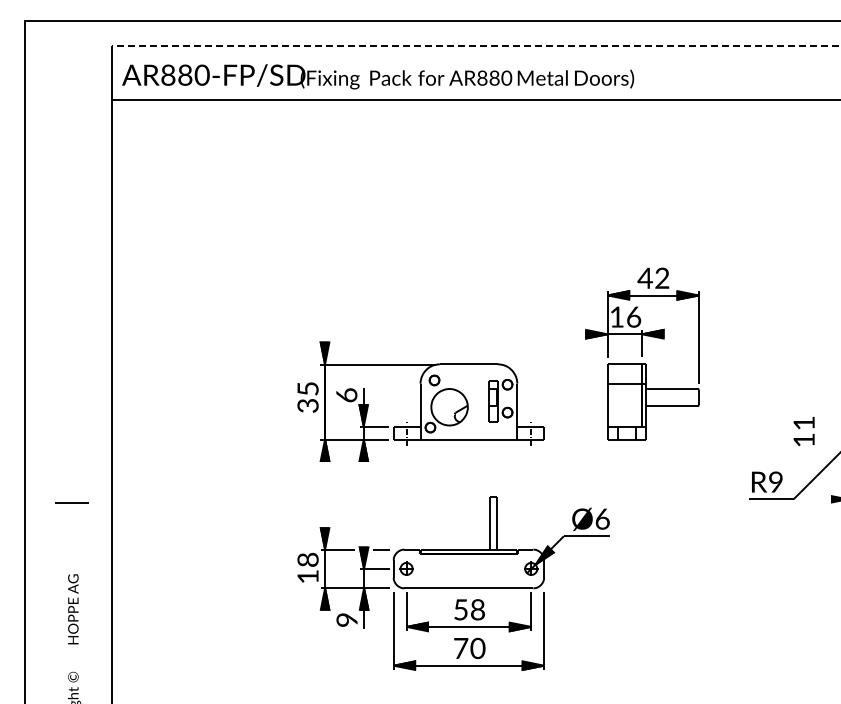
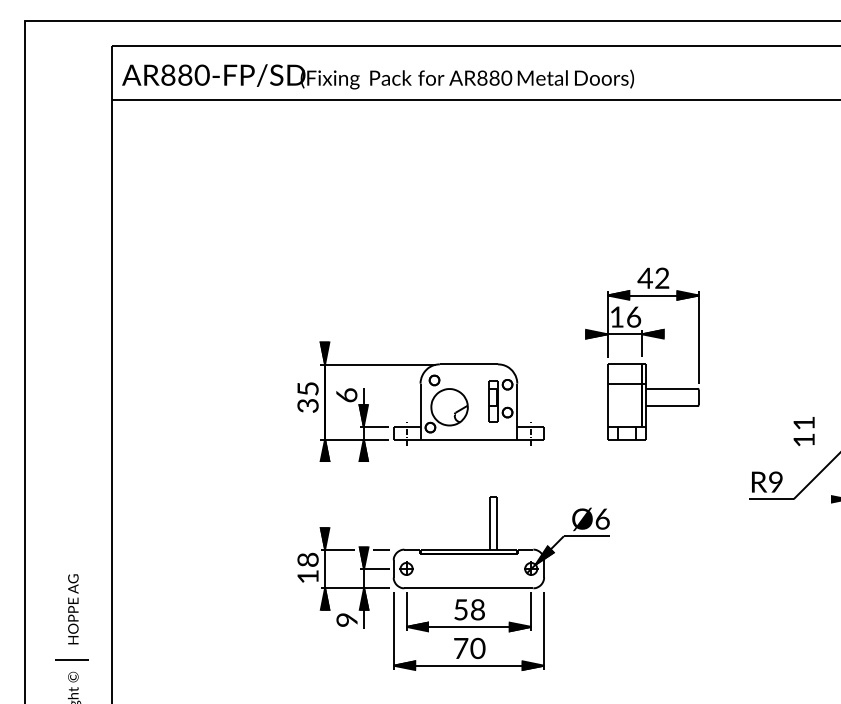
line: dashed -> solid (475, 46)
line position: (71, 502) -> (71, 659) (71, 659)
